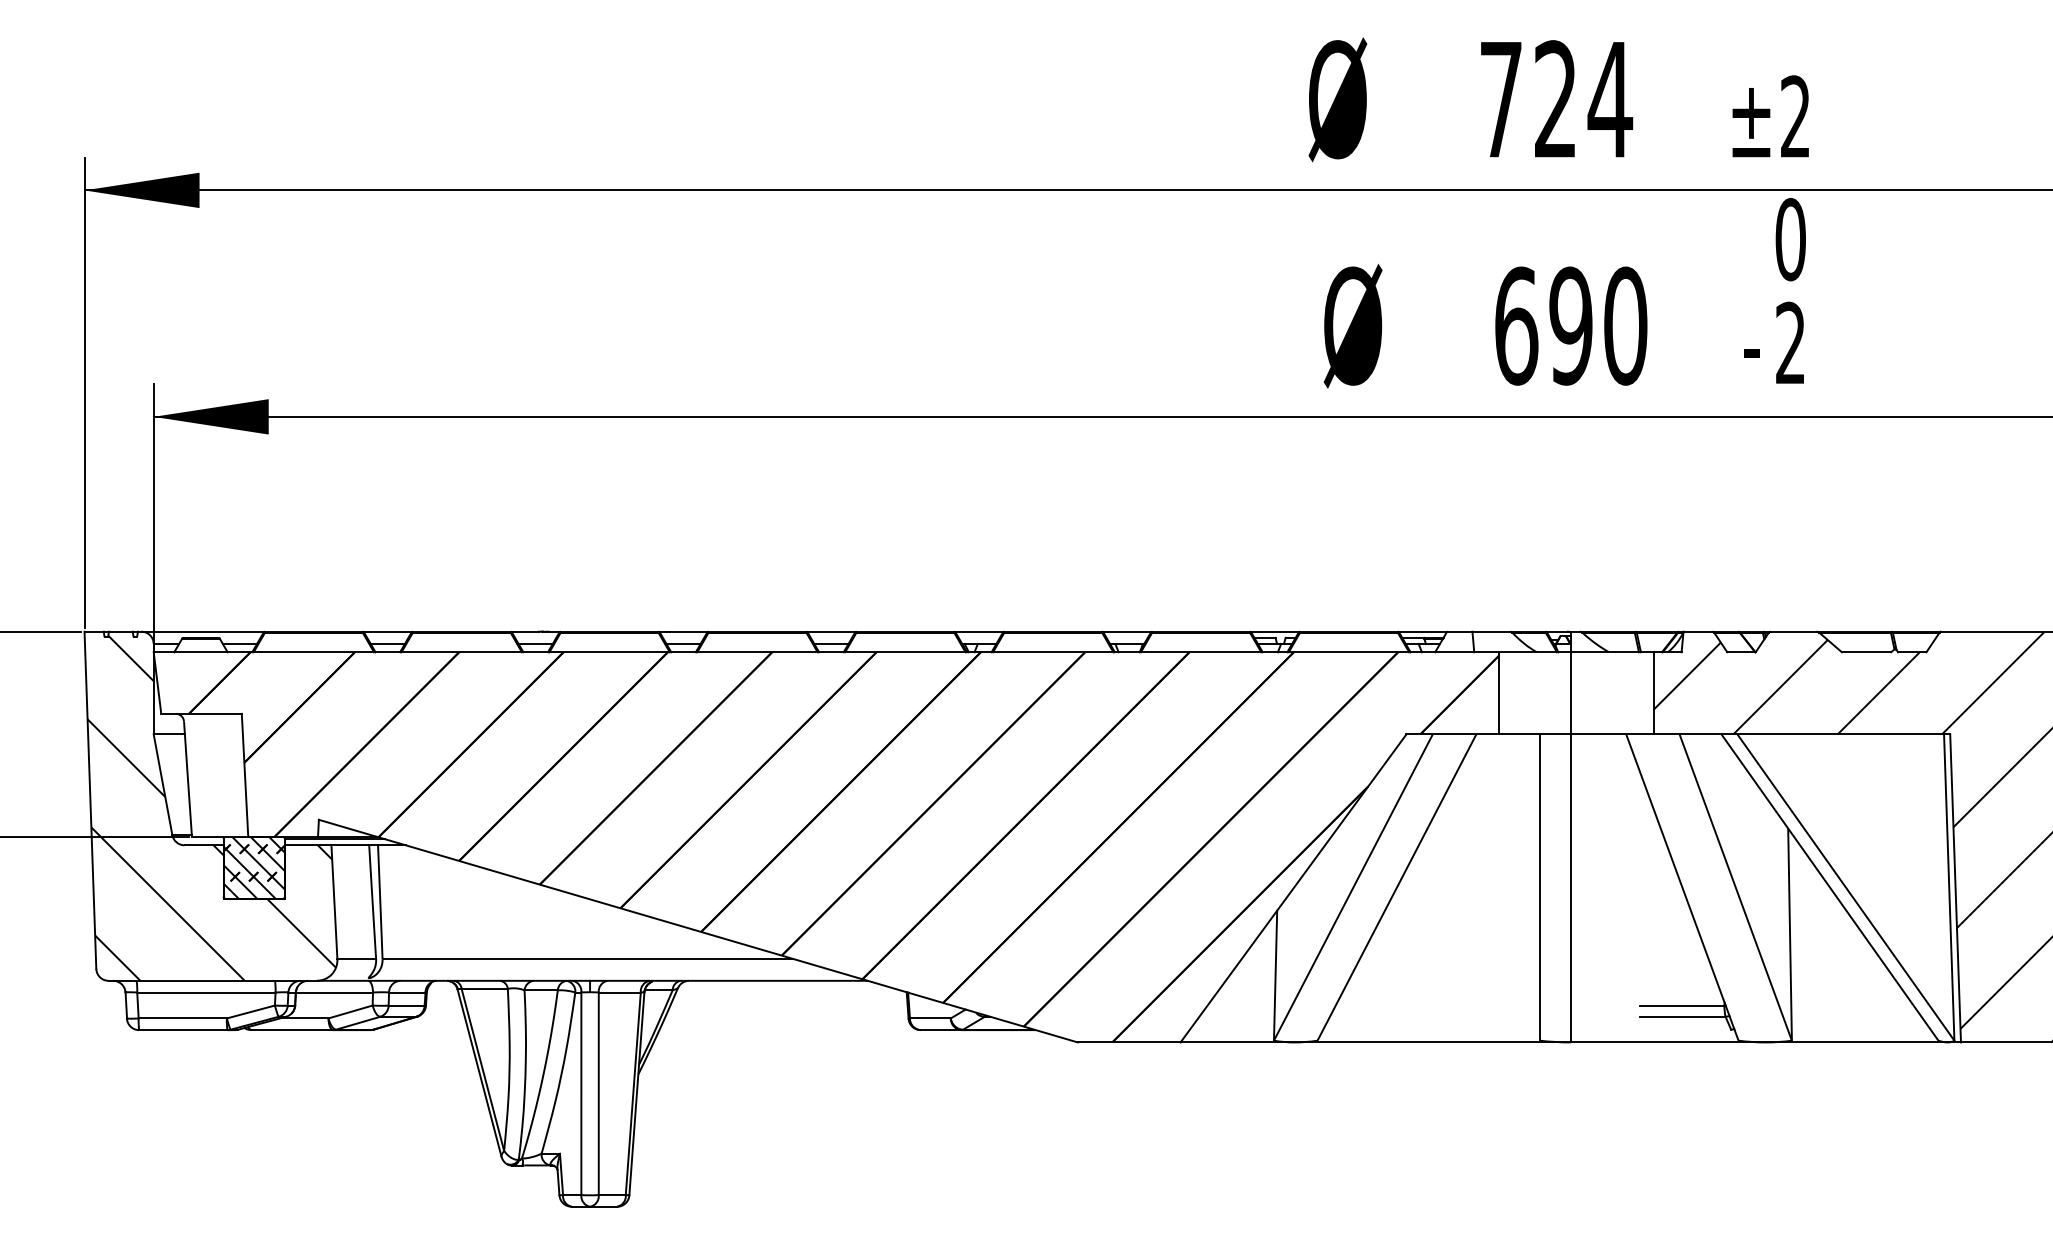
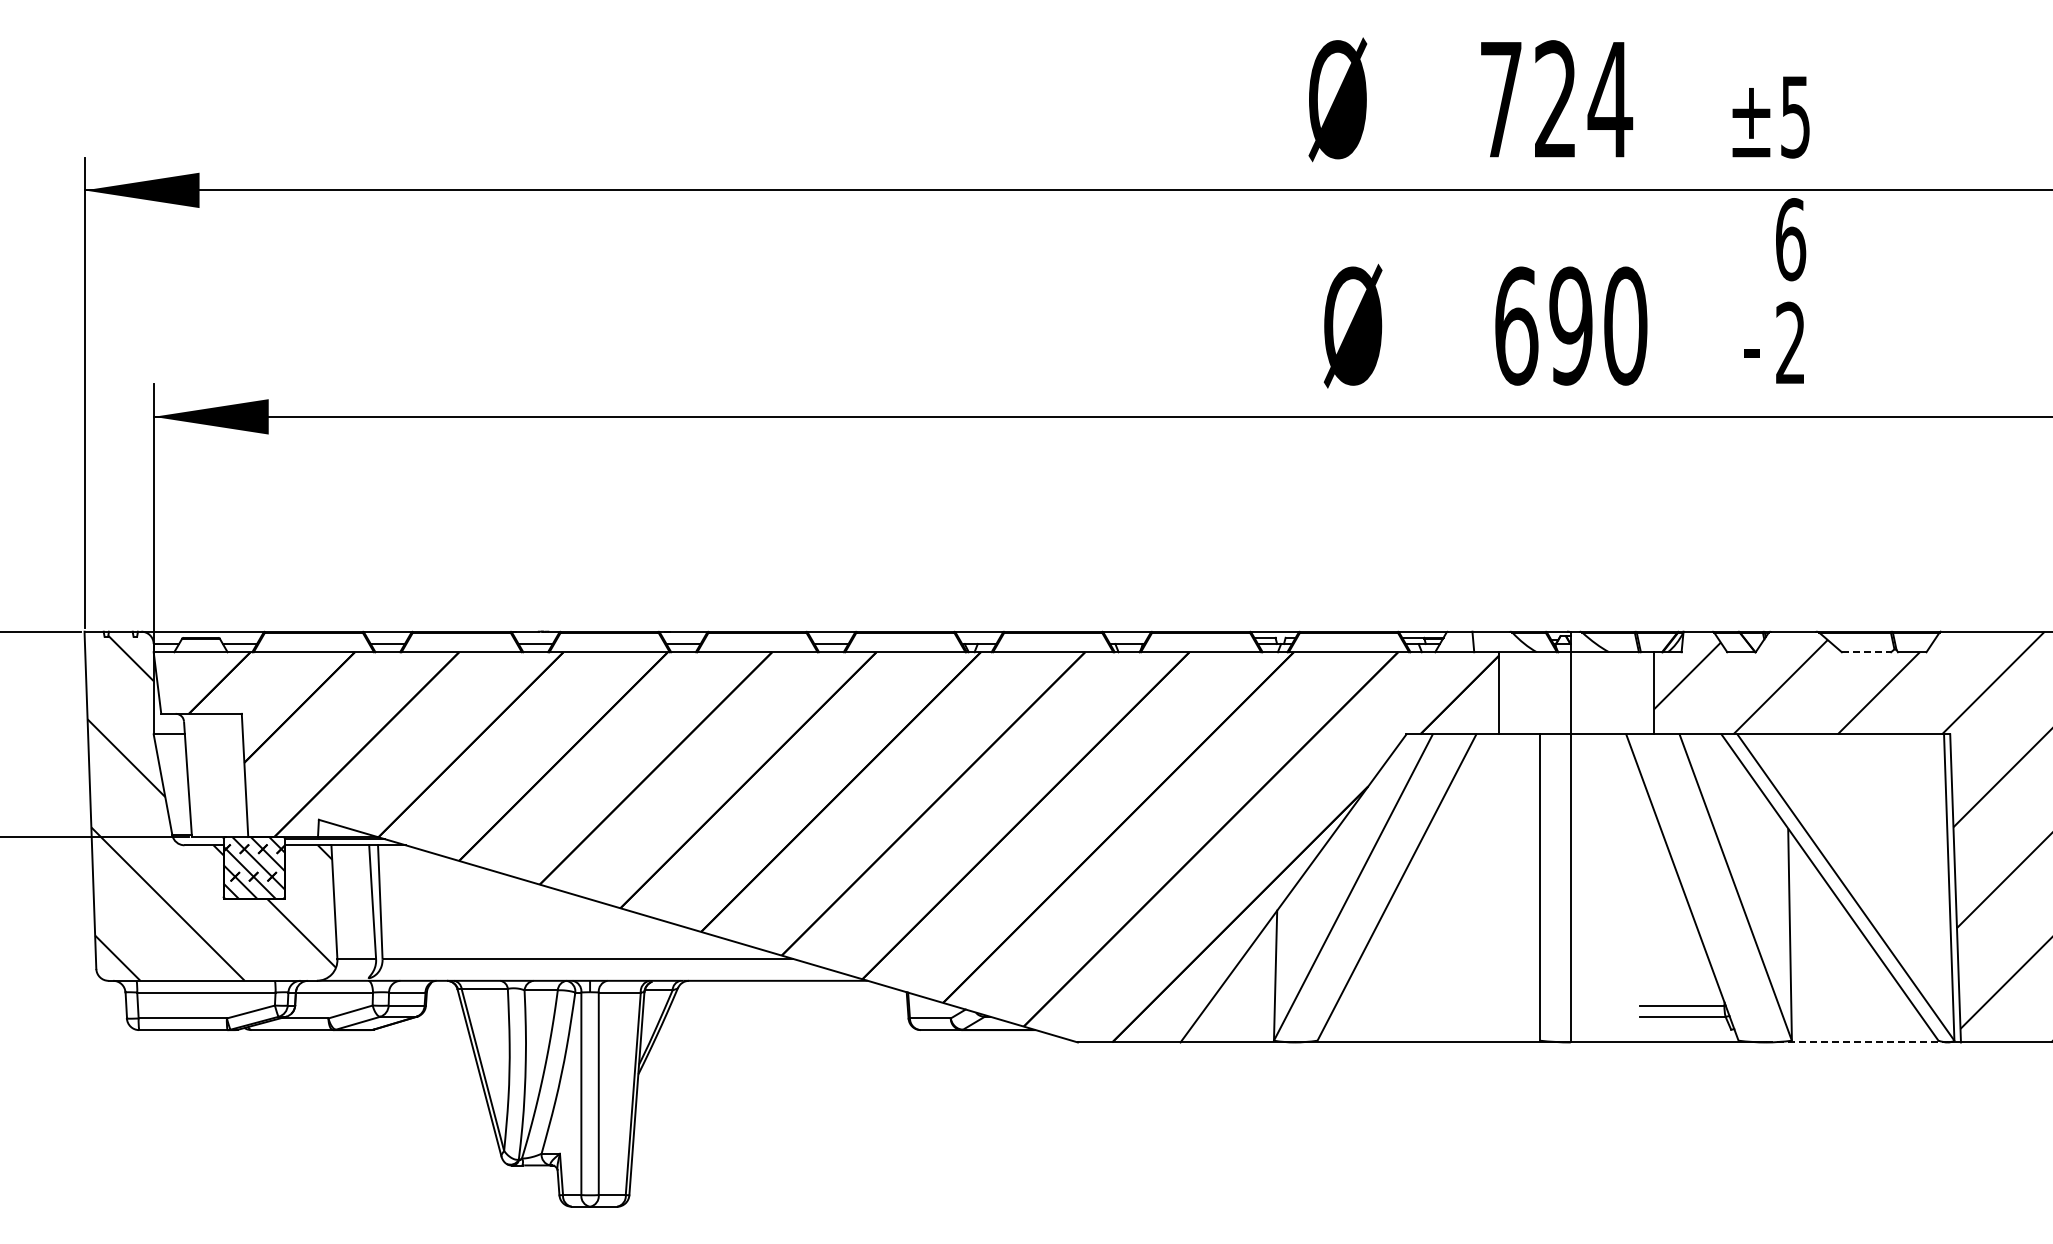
text: ±2 -> ±5 (1795, 116)
text: 0 -> 6 (1790, 239)
line: solid -> dashed (1866, 652)
line: solid -> dashed (1856, 1042)
